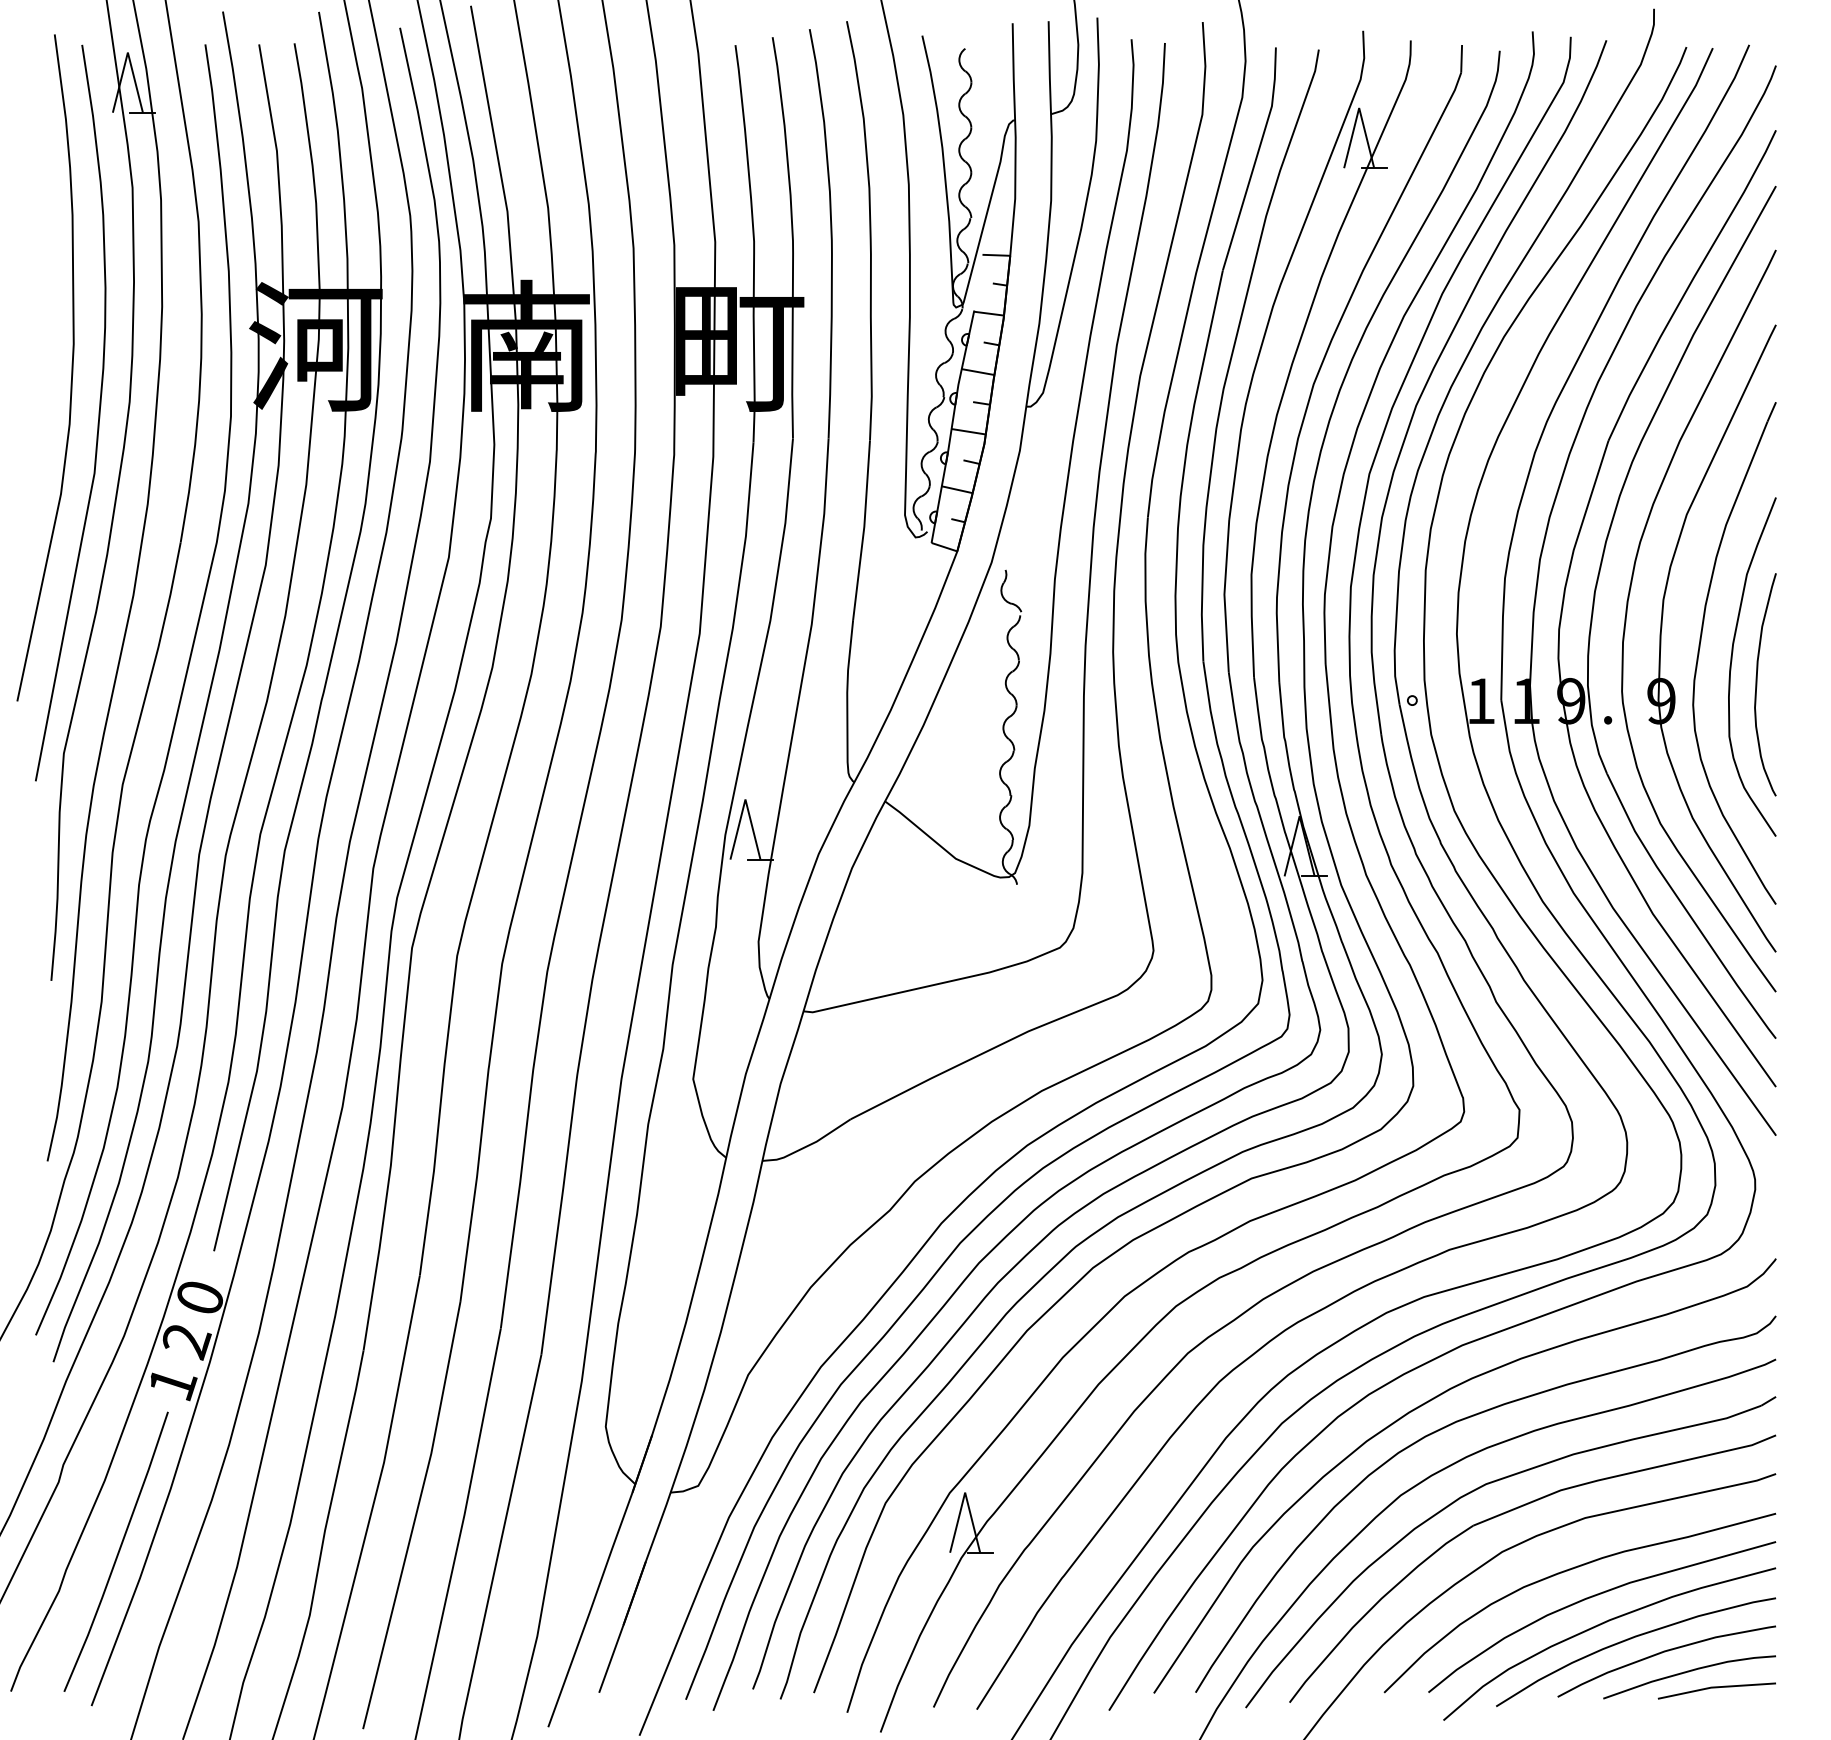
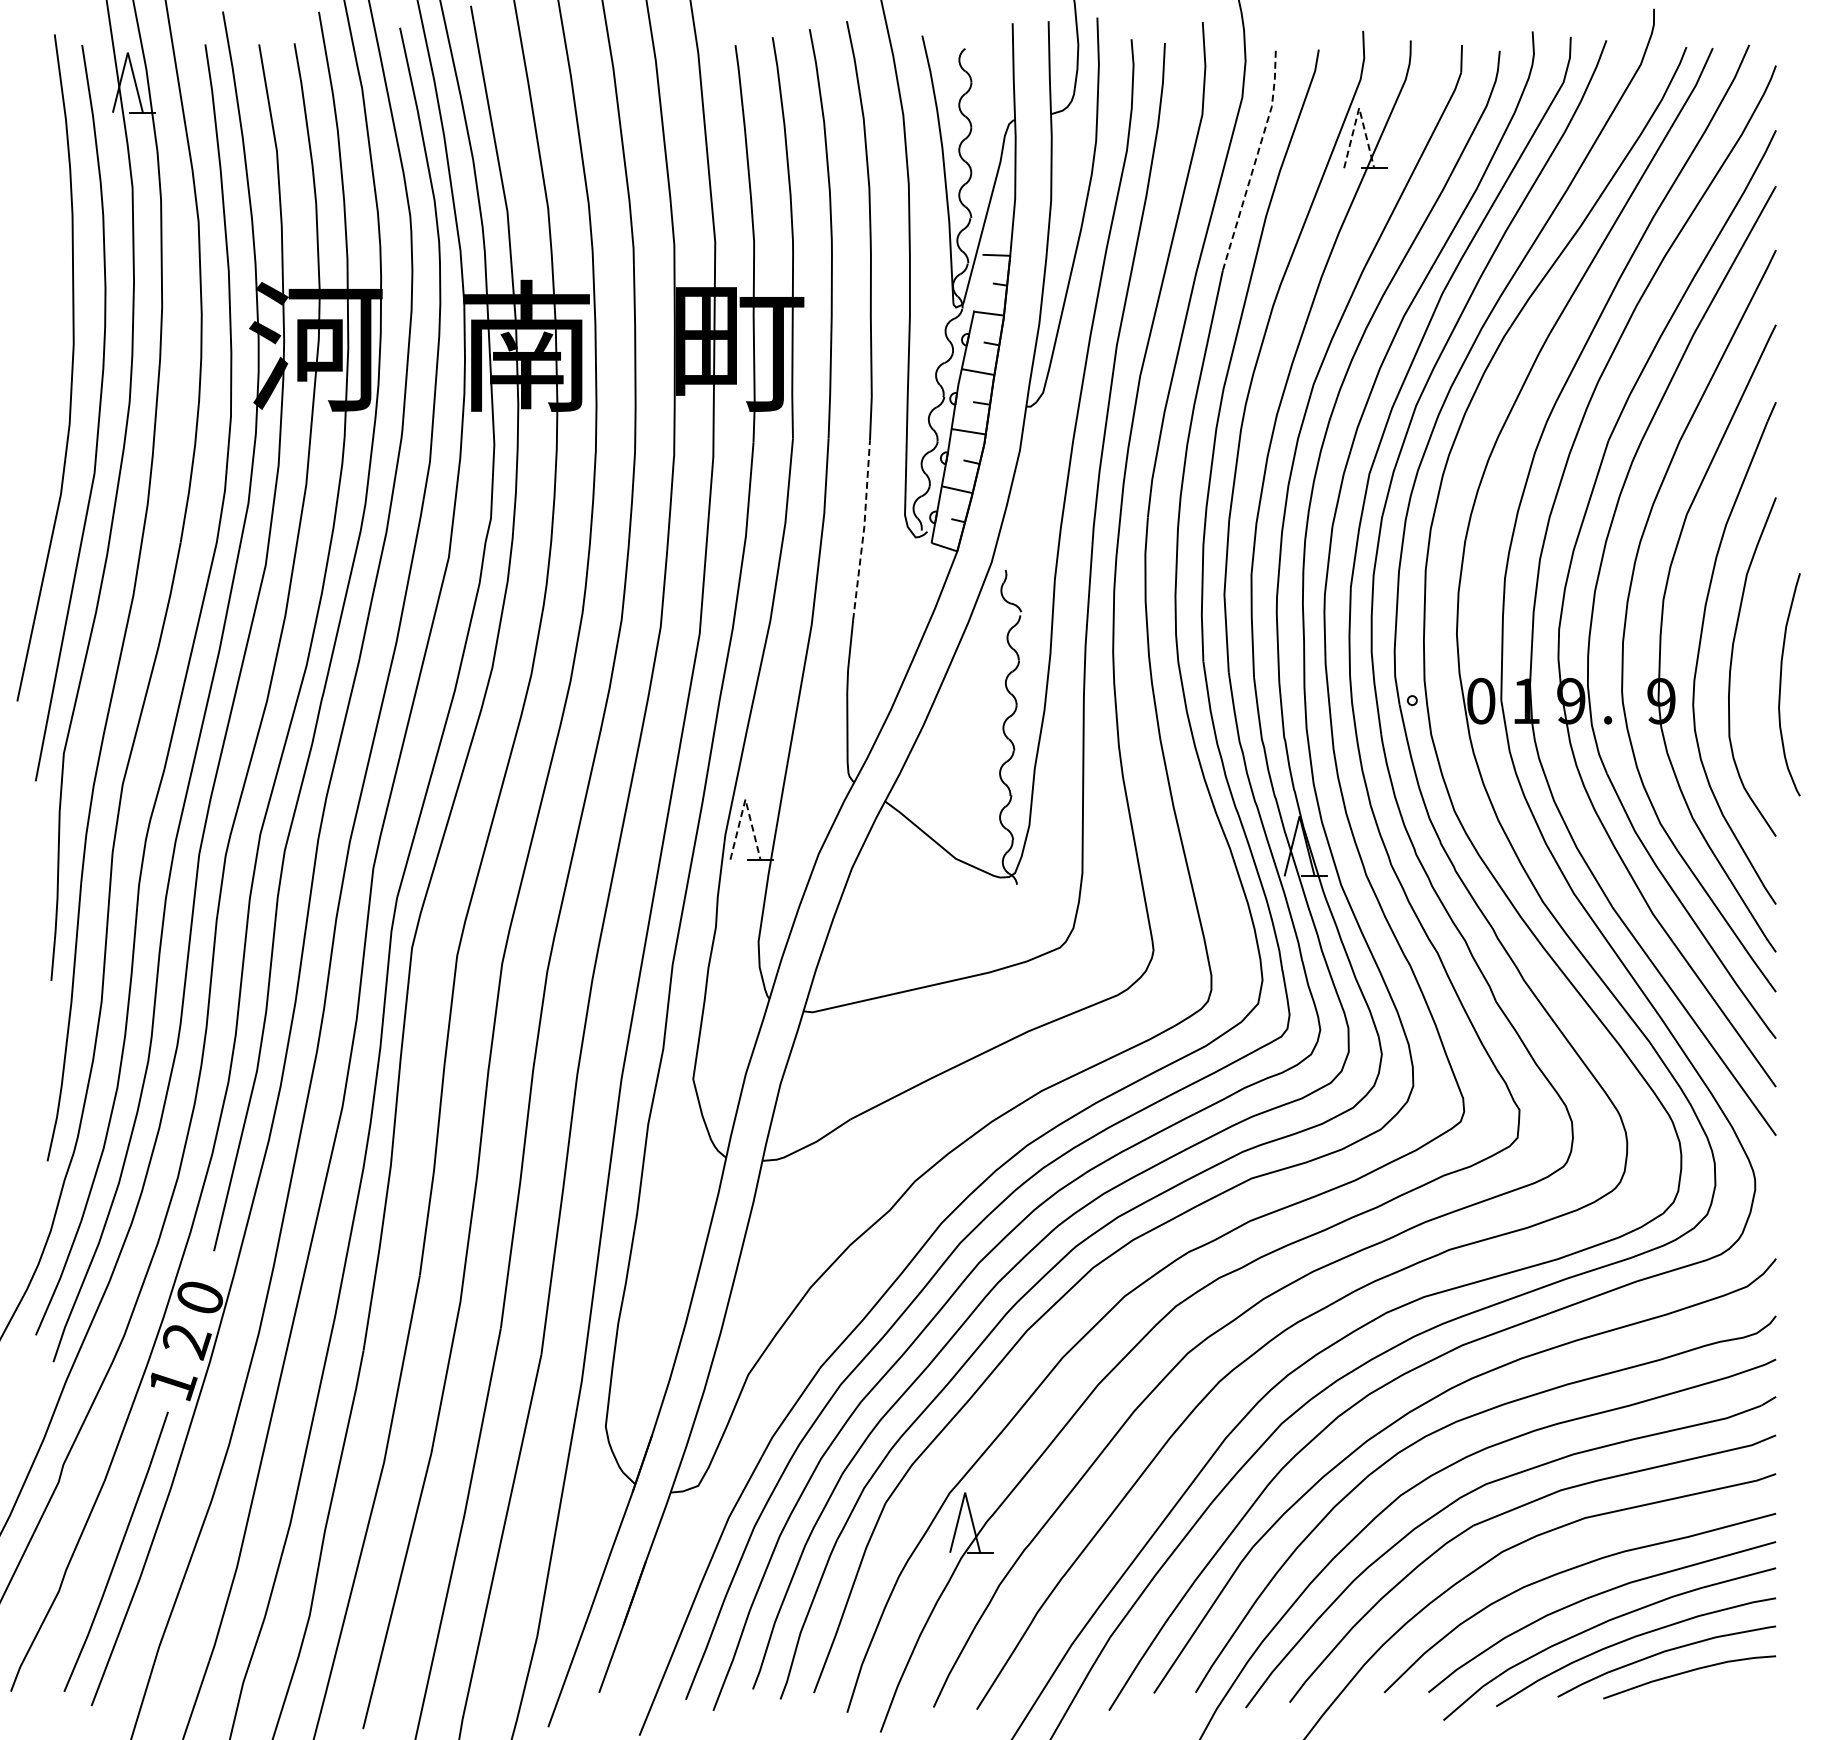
line: solid -> dashed (1359, 108)
line: solid -> dashed (1256, 158)
line: solid -> dashed (863, 529)
curve position: (1757, 684) -> (1781, 684) (1781, 684)
text: 1 -> 0 (1481, 701)
line: solid -> dashed (745, 799)
line: present -> none (1716, 1688)
